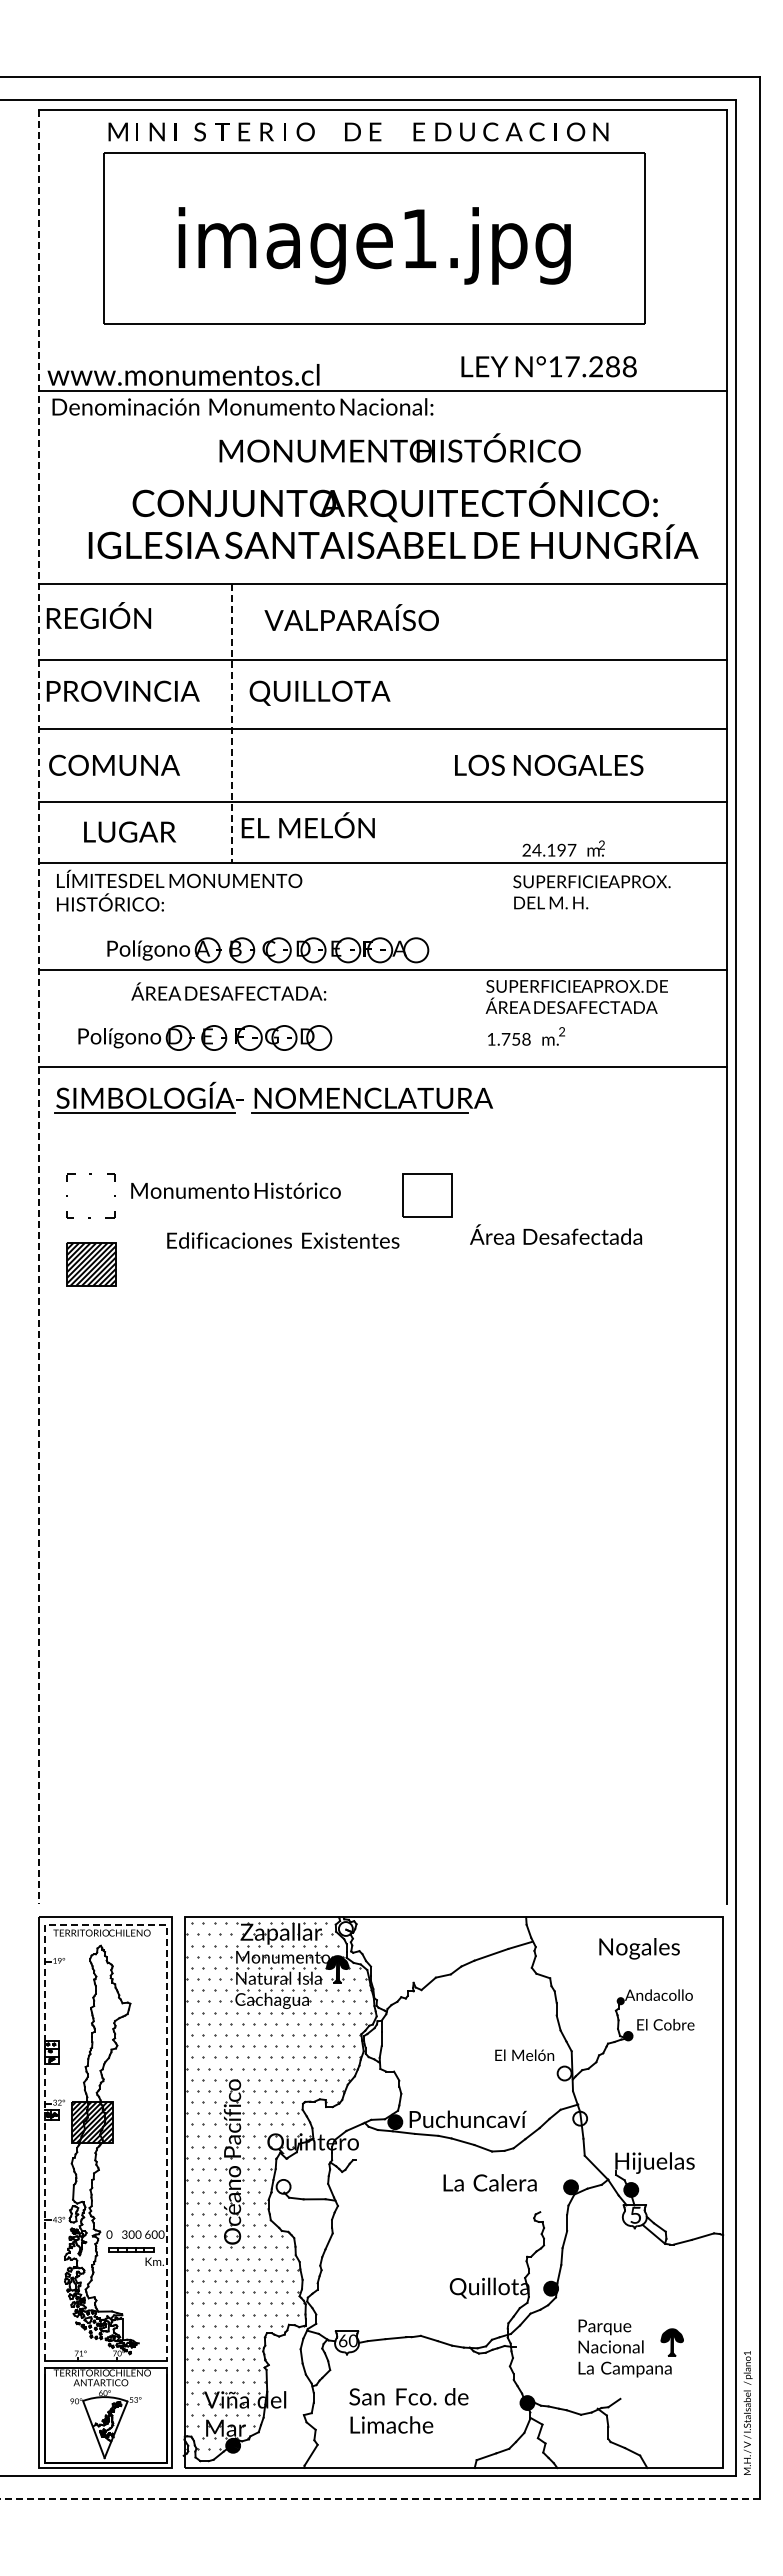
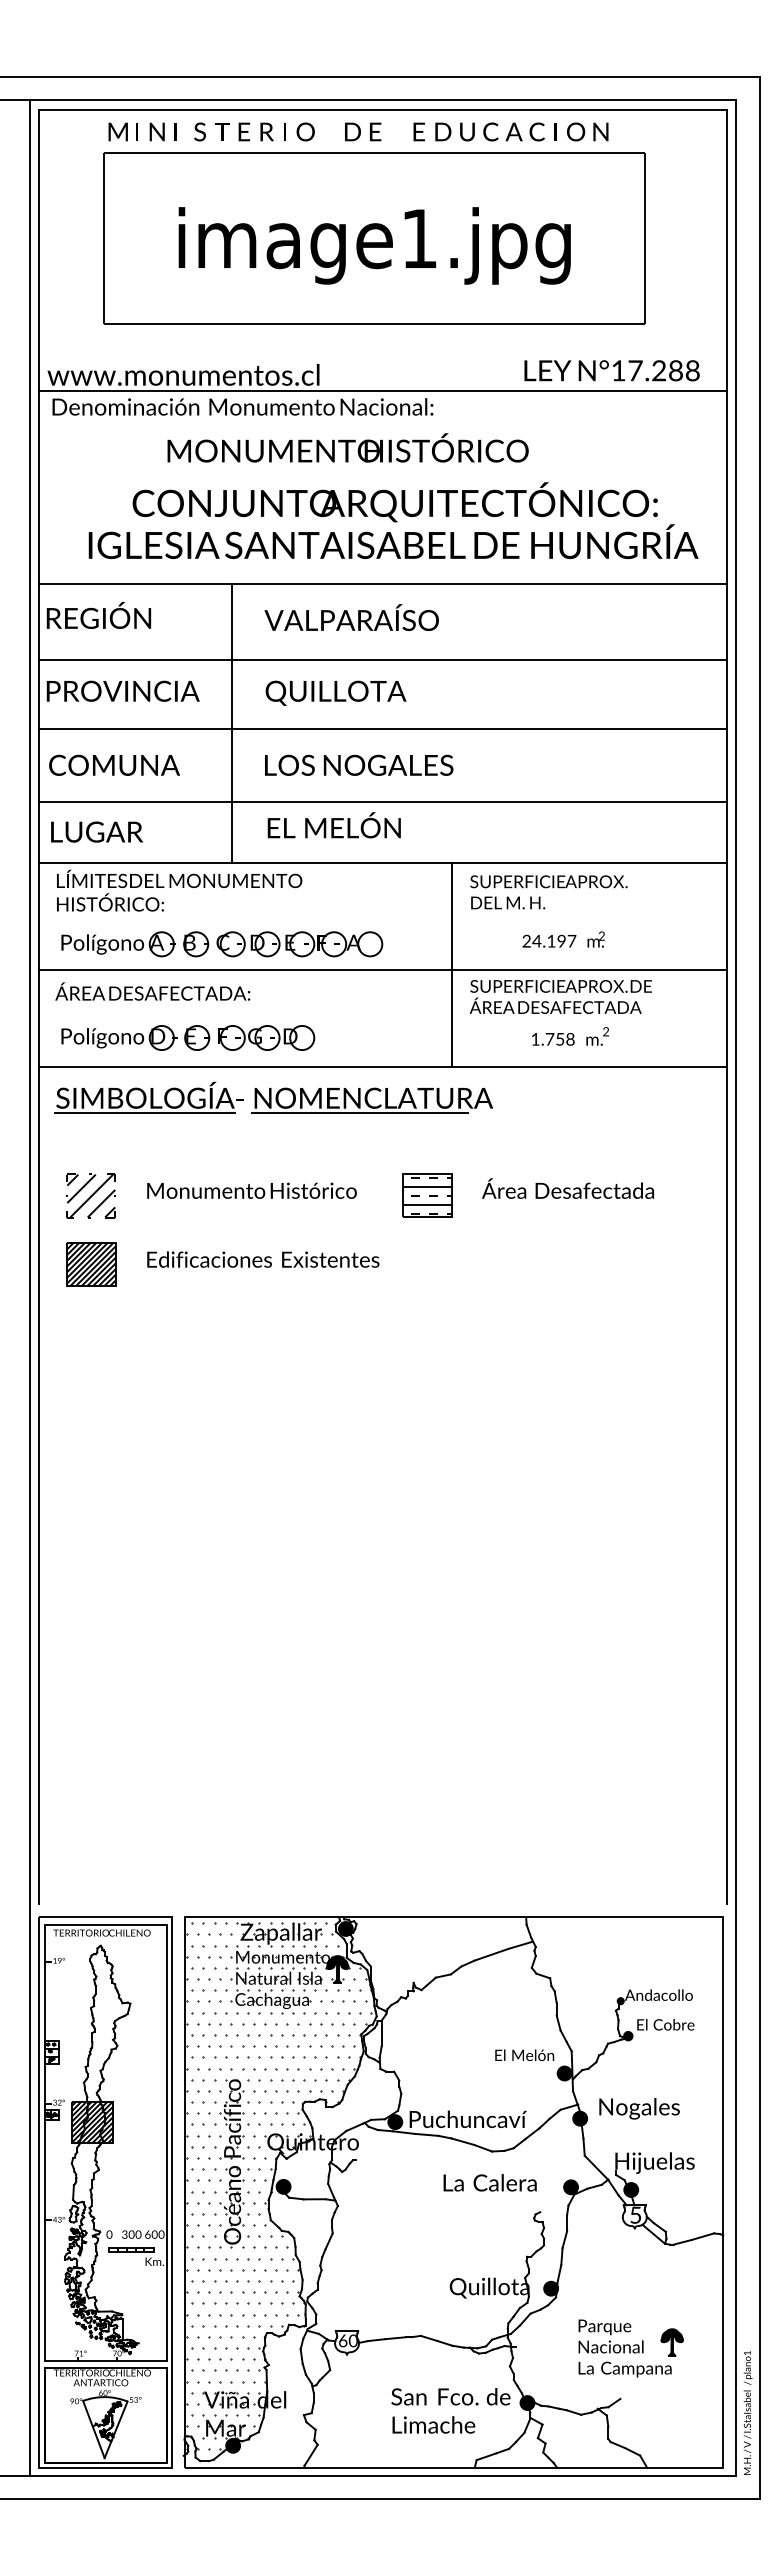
text position: (548, 366) -> (611, 370) (611, 370)
text position: (399, 447) -> (347, 447) (347, 447)
text position: (319, 692) -> (335, 692) (335, 692)
line: dashed -> solid (232, 724)
text position: (549, 764) -> (359, 764) (359, 764)
text position: (307, 825) -> (333, 825) (333, 825)
text position: (130, 831) -> (97, 831) (97, 831)
text position: (563, 848) -> (563, 939) (563, 939)
text position: (591, 892) -> (548, 892) (548, 892)
part position: (268, 950) -> (222, 944) (222, 944)
line: none -> present (451, 964)
text position: (228, 991) -> (152, 991) (152, 991)
text position: (576, 996) -> (560, 996) (560, 996)
line: dashed -> solid (39, 1007)
text position: (526, 1036) -> (570, 1036) (570, 1036)
part position: (205, 1037) -> (188, 1037) (188, 1037)
text position: (235, 1190) -> (251, 1190) (251, 1190)
hatch: none -> present (91, 1195)
hatch: none -> present (427, 1195)
text position: (555, 1234) -> (567, 1188) (567, 1188)
text position: (283, 1240) -> (263, 1259) (263, 1259)
line: none -> present (29, 1287)
line: dashed -> solid (105, 1925)
fill: none -> present (345, 1928)
text position: (639, 1948) -> (639, 2108) (639, 2108)
fill: none -> present (564, 2073)
fill: none -> present (580, 2118)
fill: none -> present (283, 2186)
text position: (408, 2410) -> (450, 2410) (450, 2410)
line: dashed -> solid (379, 2498)
